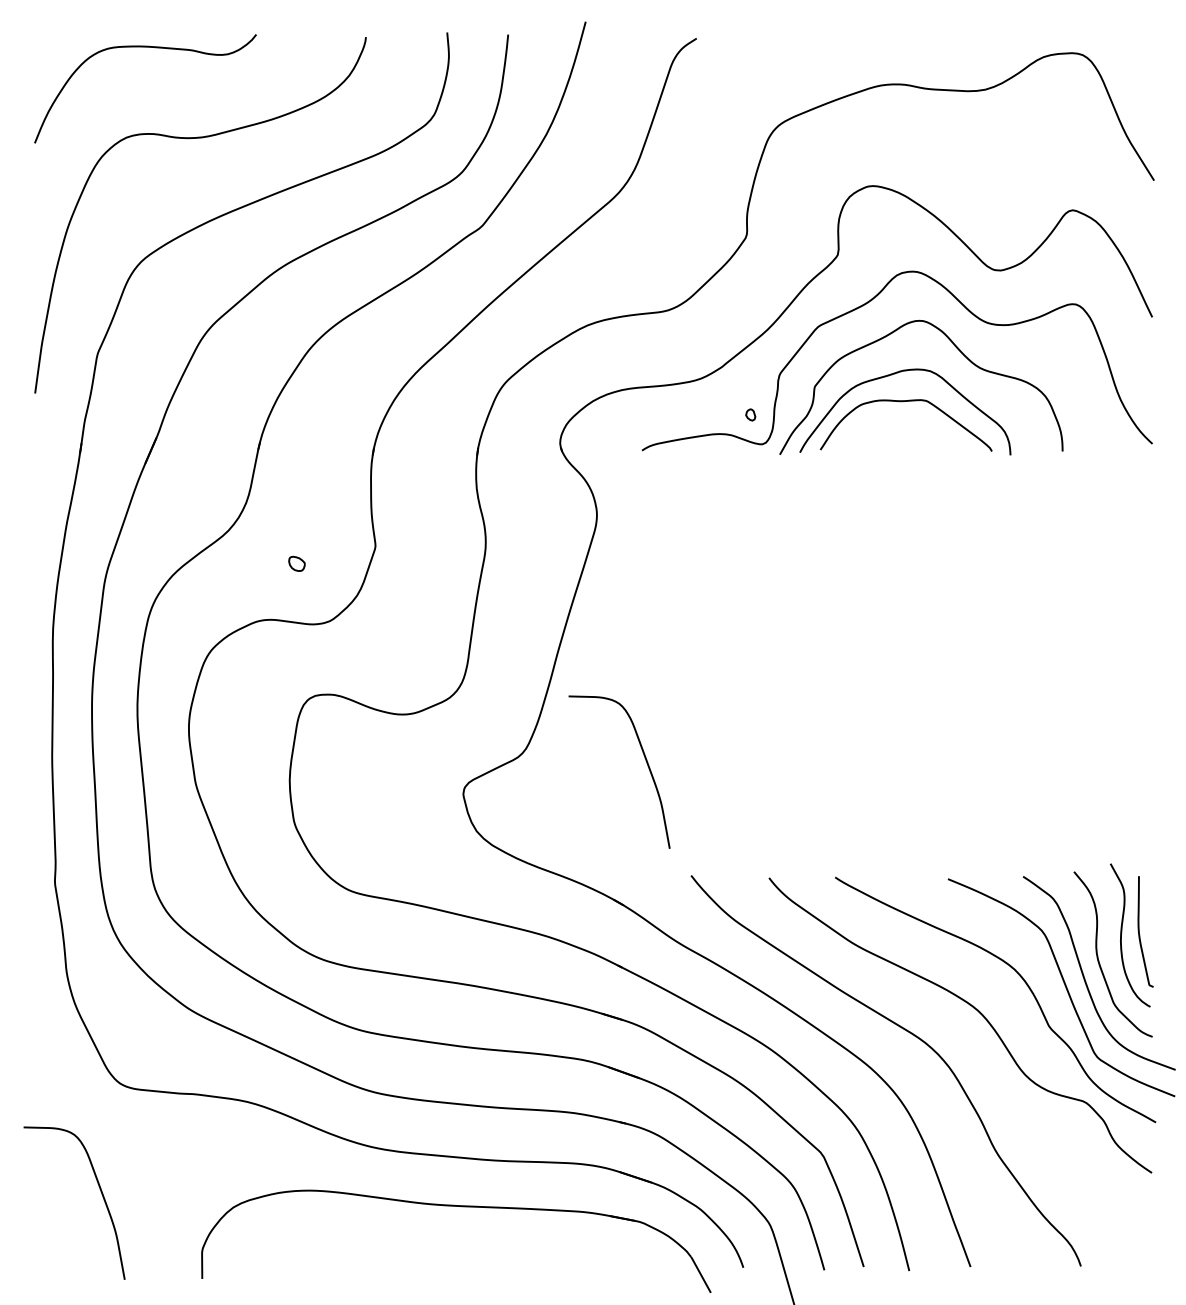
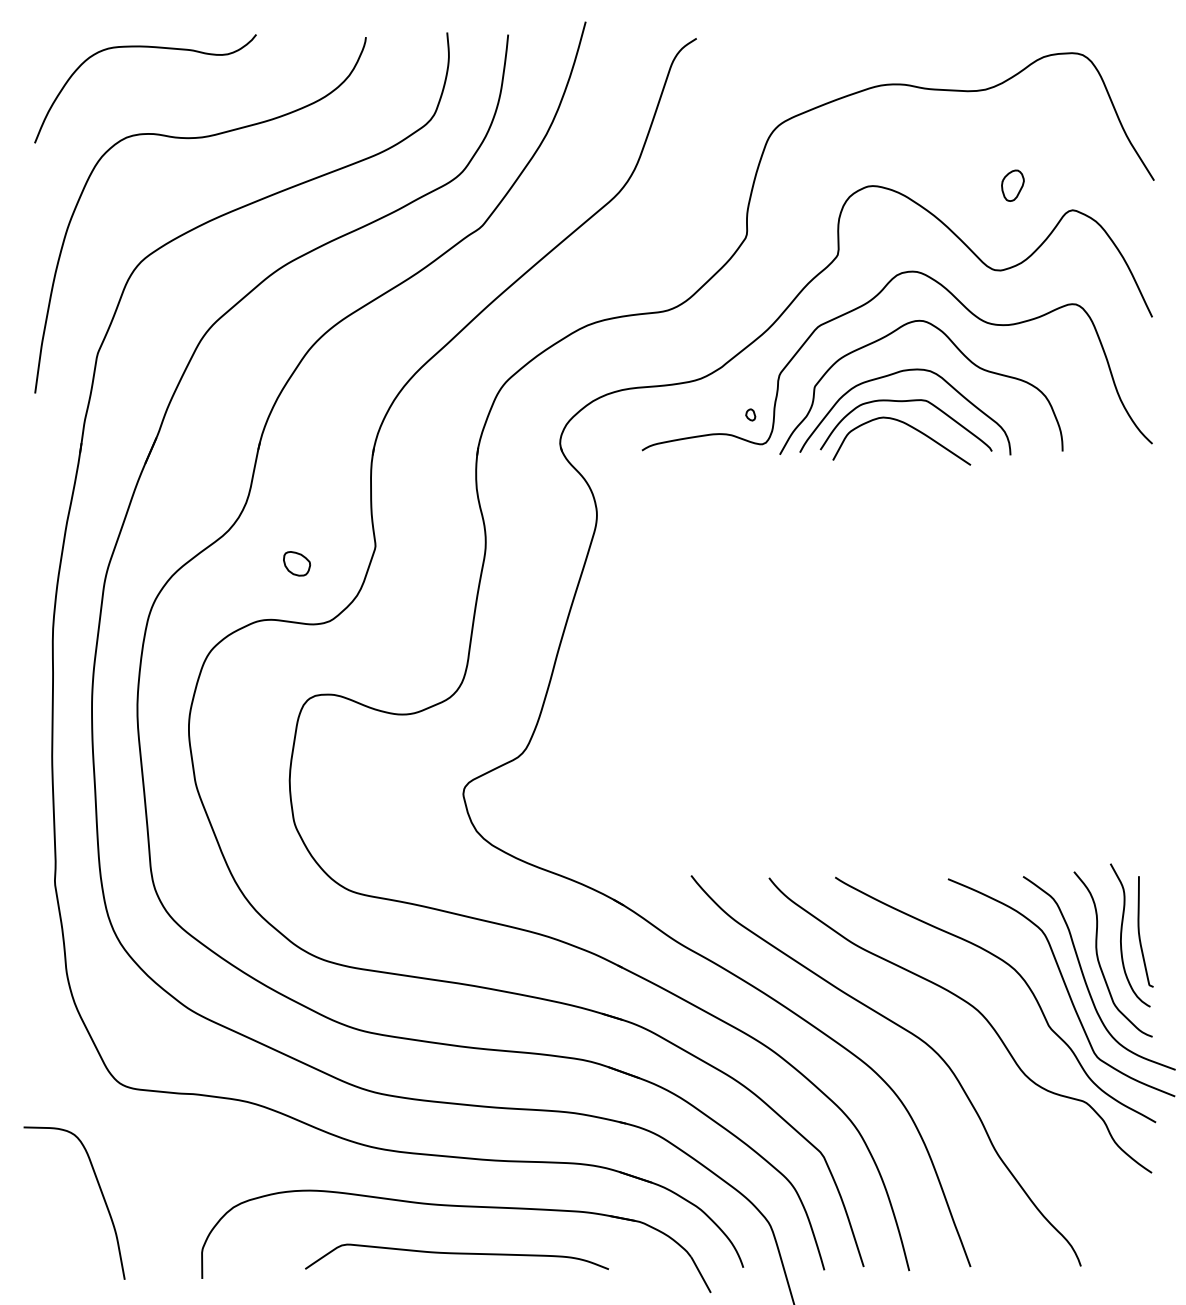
part: none -> present (1012, 185)
curve: none -> present (908, 426)
part size: 18x17 px -> 28x26 px (296, 563)
curve: present -> none (646, 763)
curve: none -> present (456, 1254)
